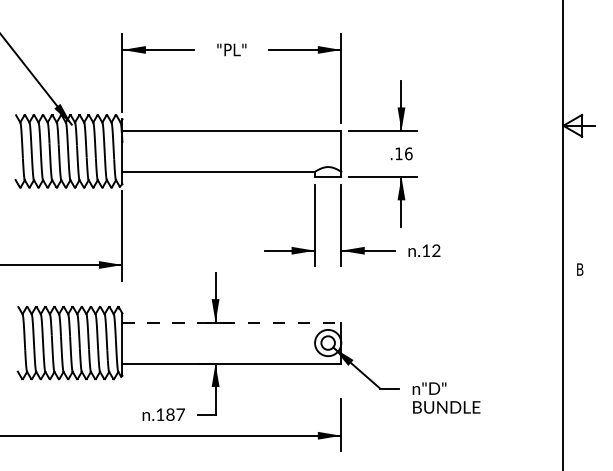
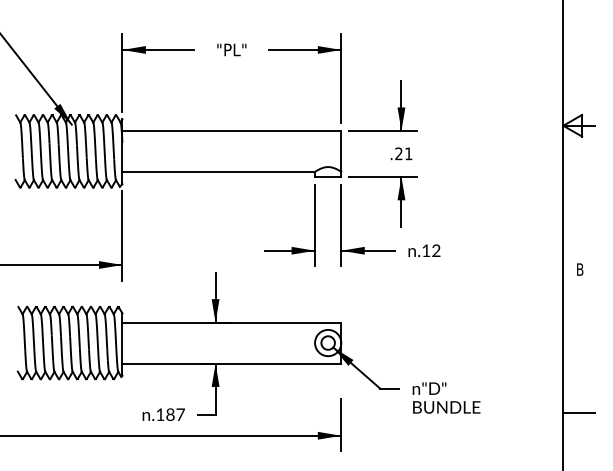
text: .16 -> .21 (403, 153)
line: dashed -> solid (232, 322)
line: none -> present (578, 413)
